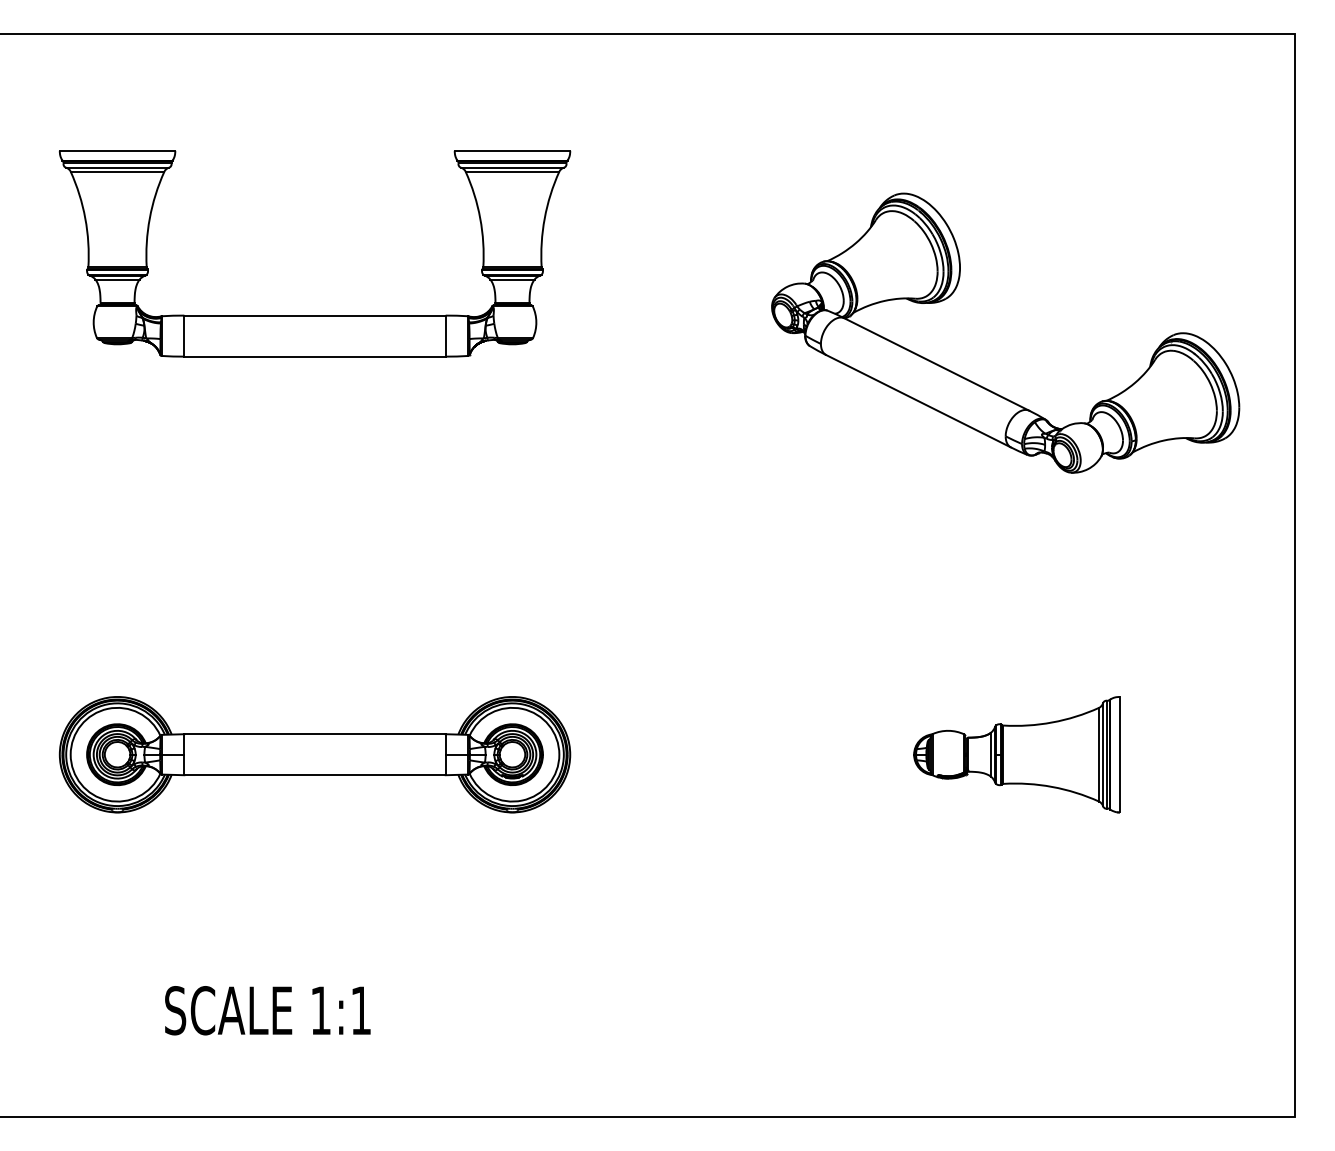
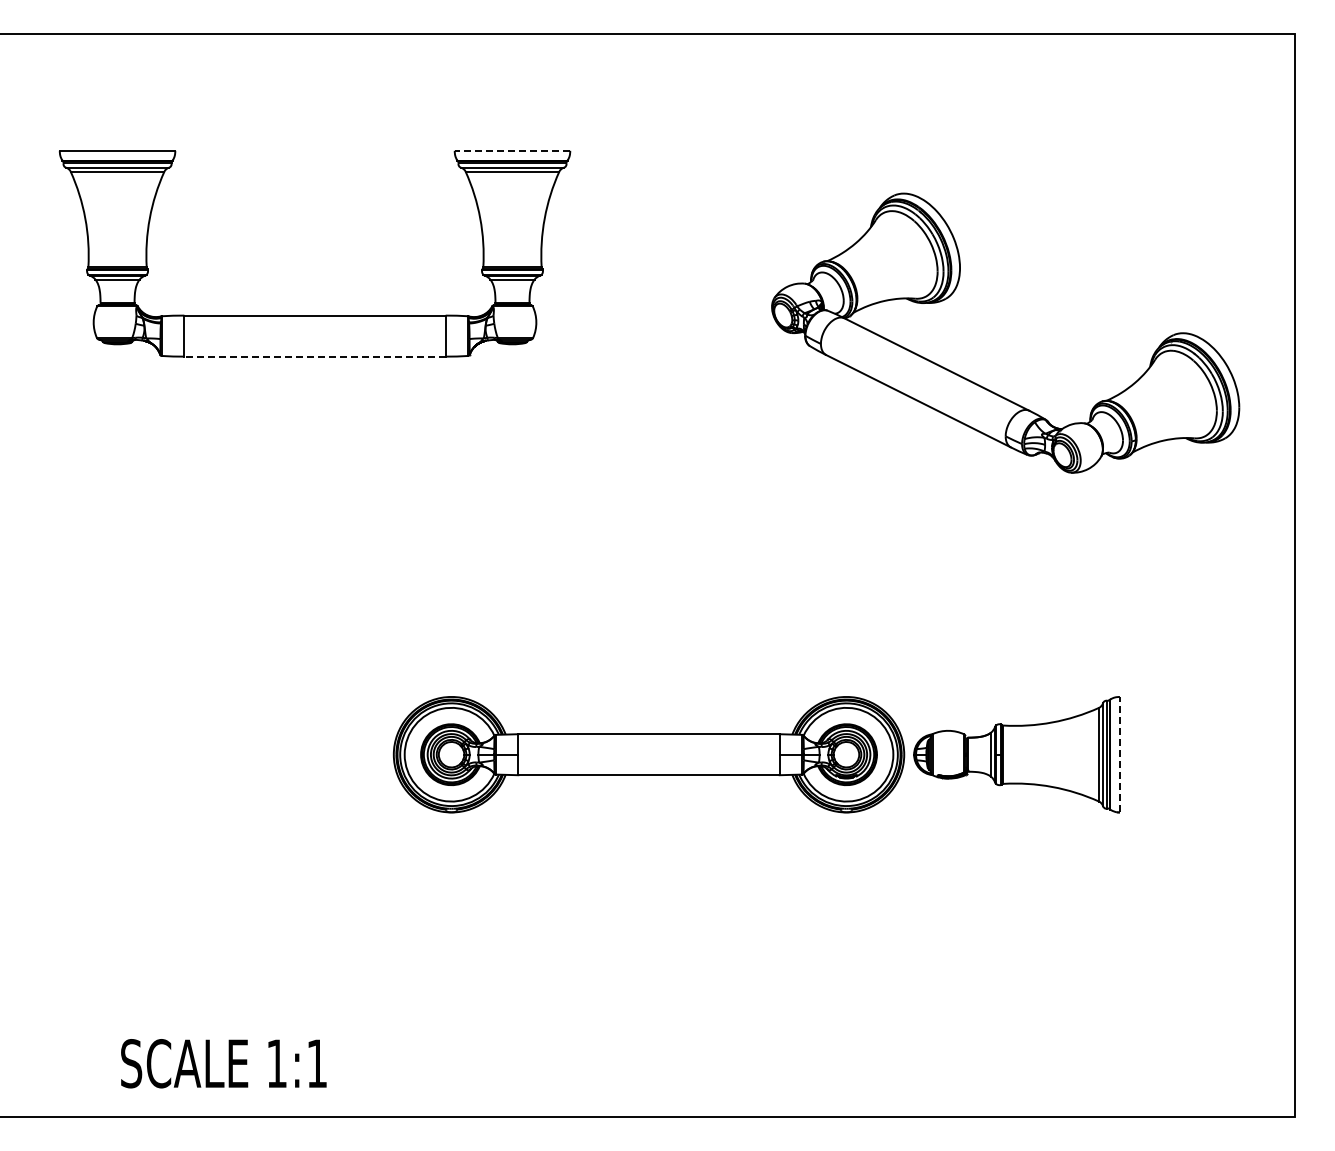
line: solid -> dashed (512, 150)
line: solid -> dashed (315, 356)
part position: (314, 754) -> (648, 754) (648, 754)
line: solid -> dashed (1119, 754)
text position: (267, 1010) -> (223, 1063) (223, 1063)
